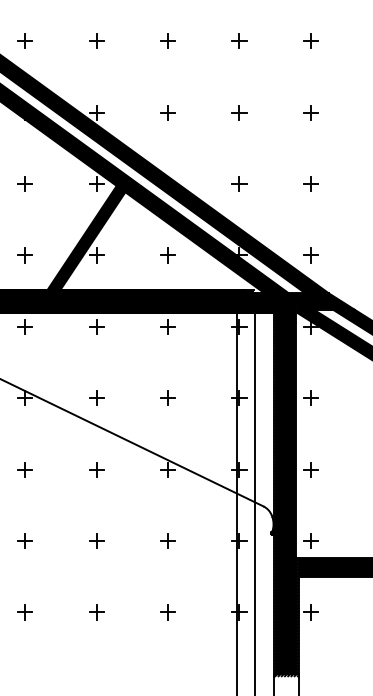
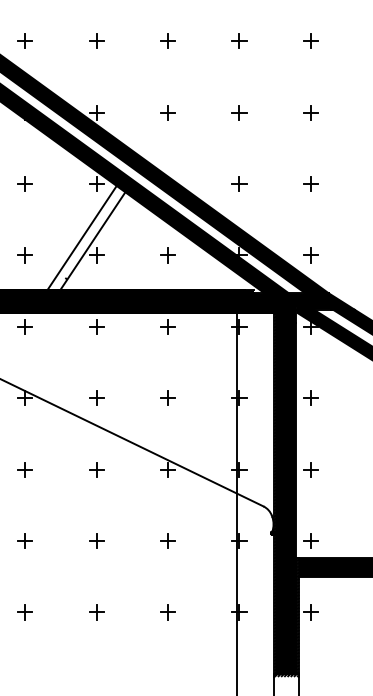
fill: present -> none (86, 237)
line: present -> none (254, 502)
